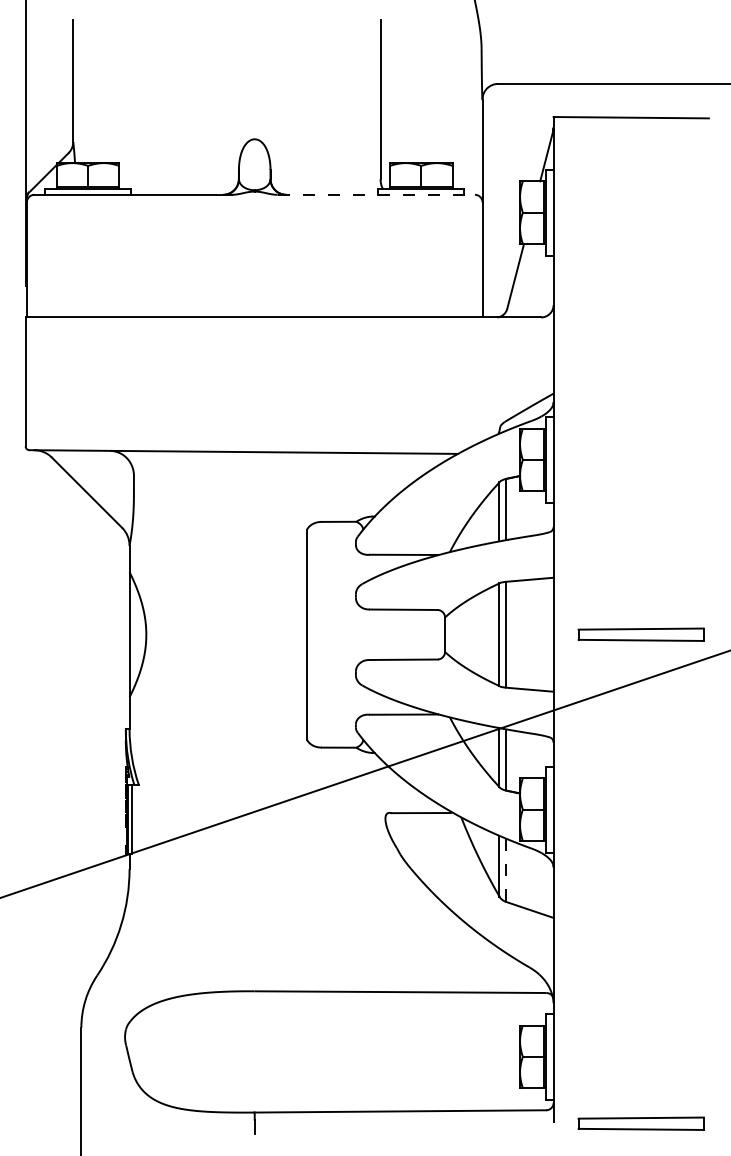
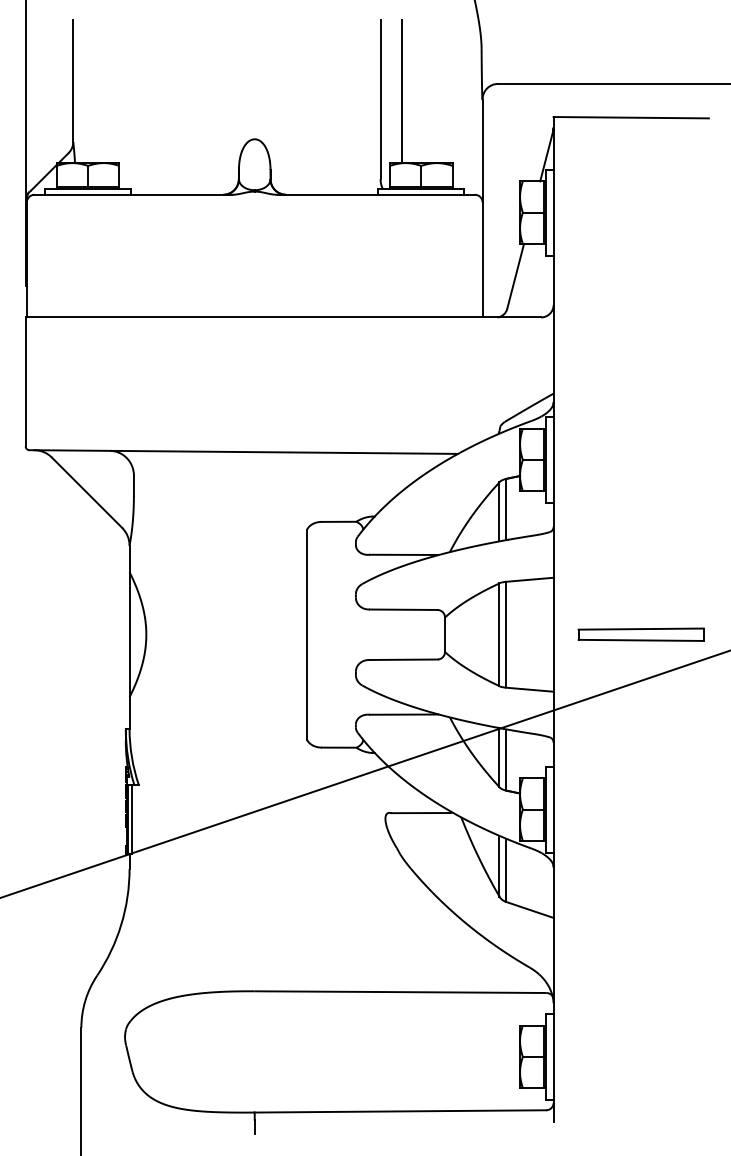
line: none -> present (402, 91)
line: dashed -> solid (376, 194)
line: dashed -> solid (506, 870)
part: present -> none (640, 1123)
